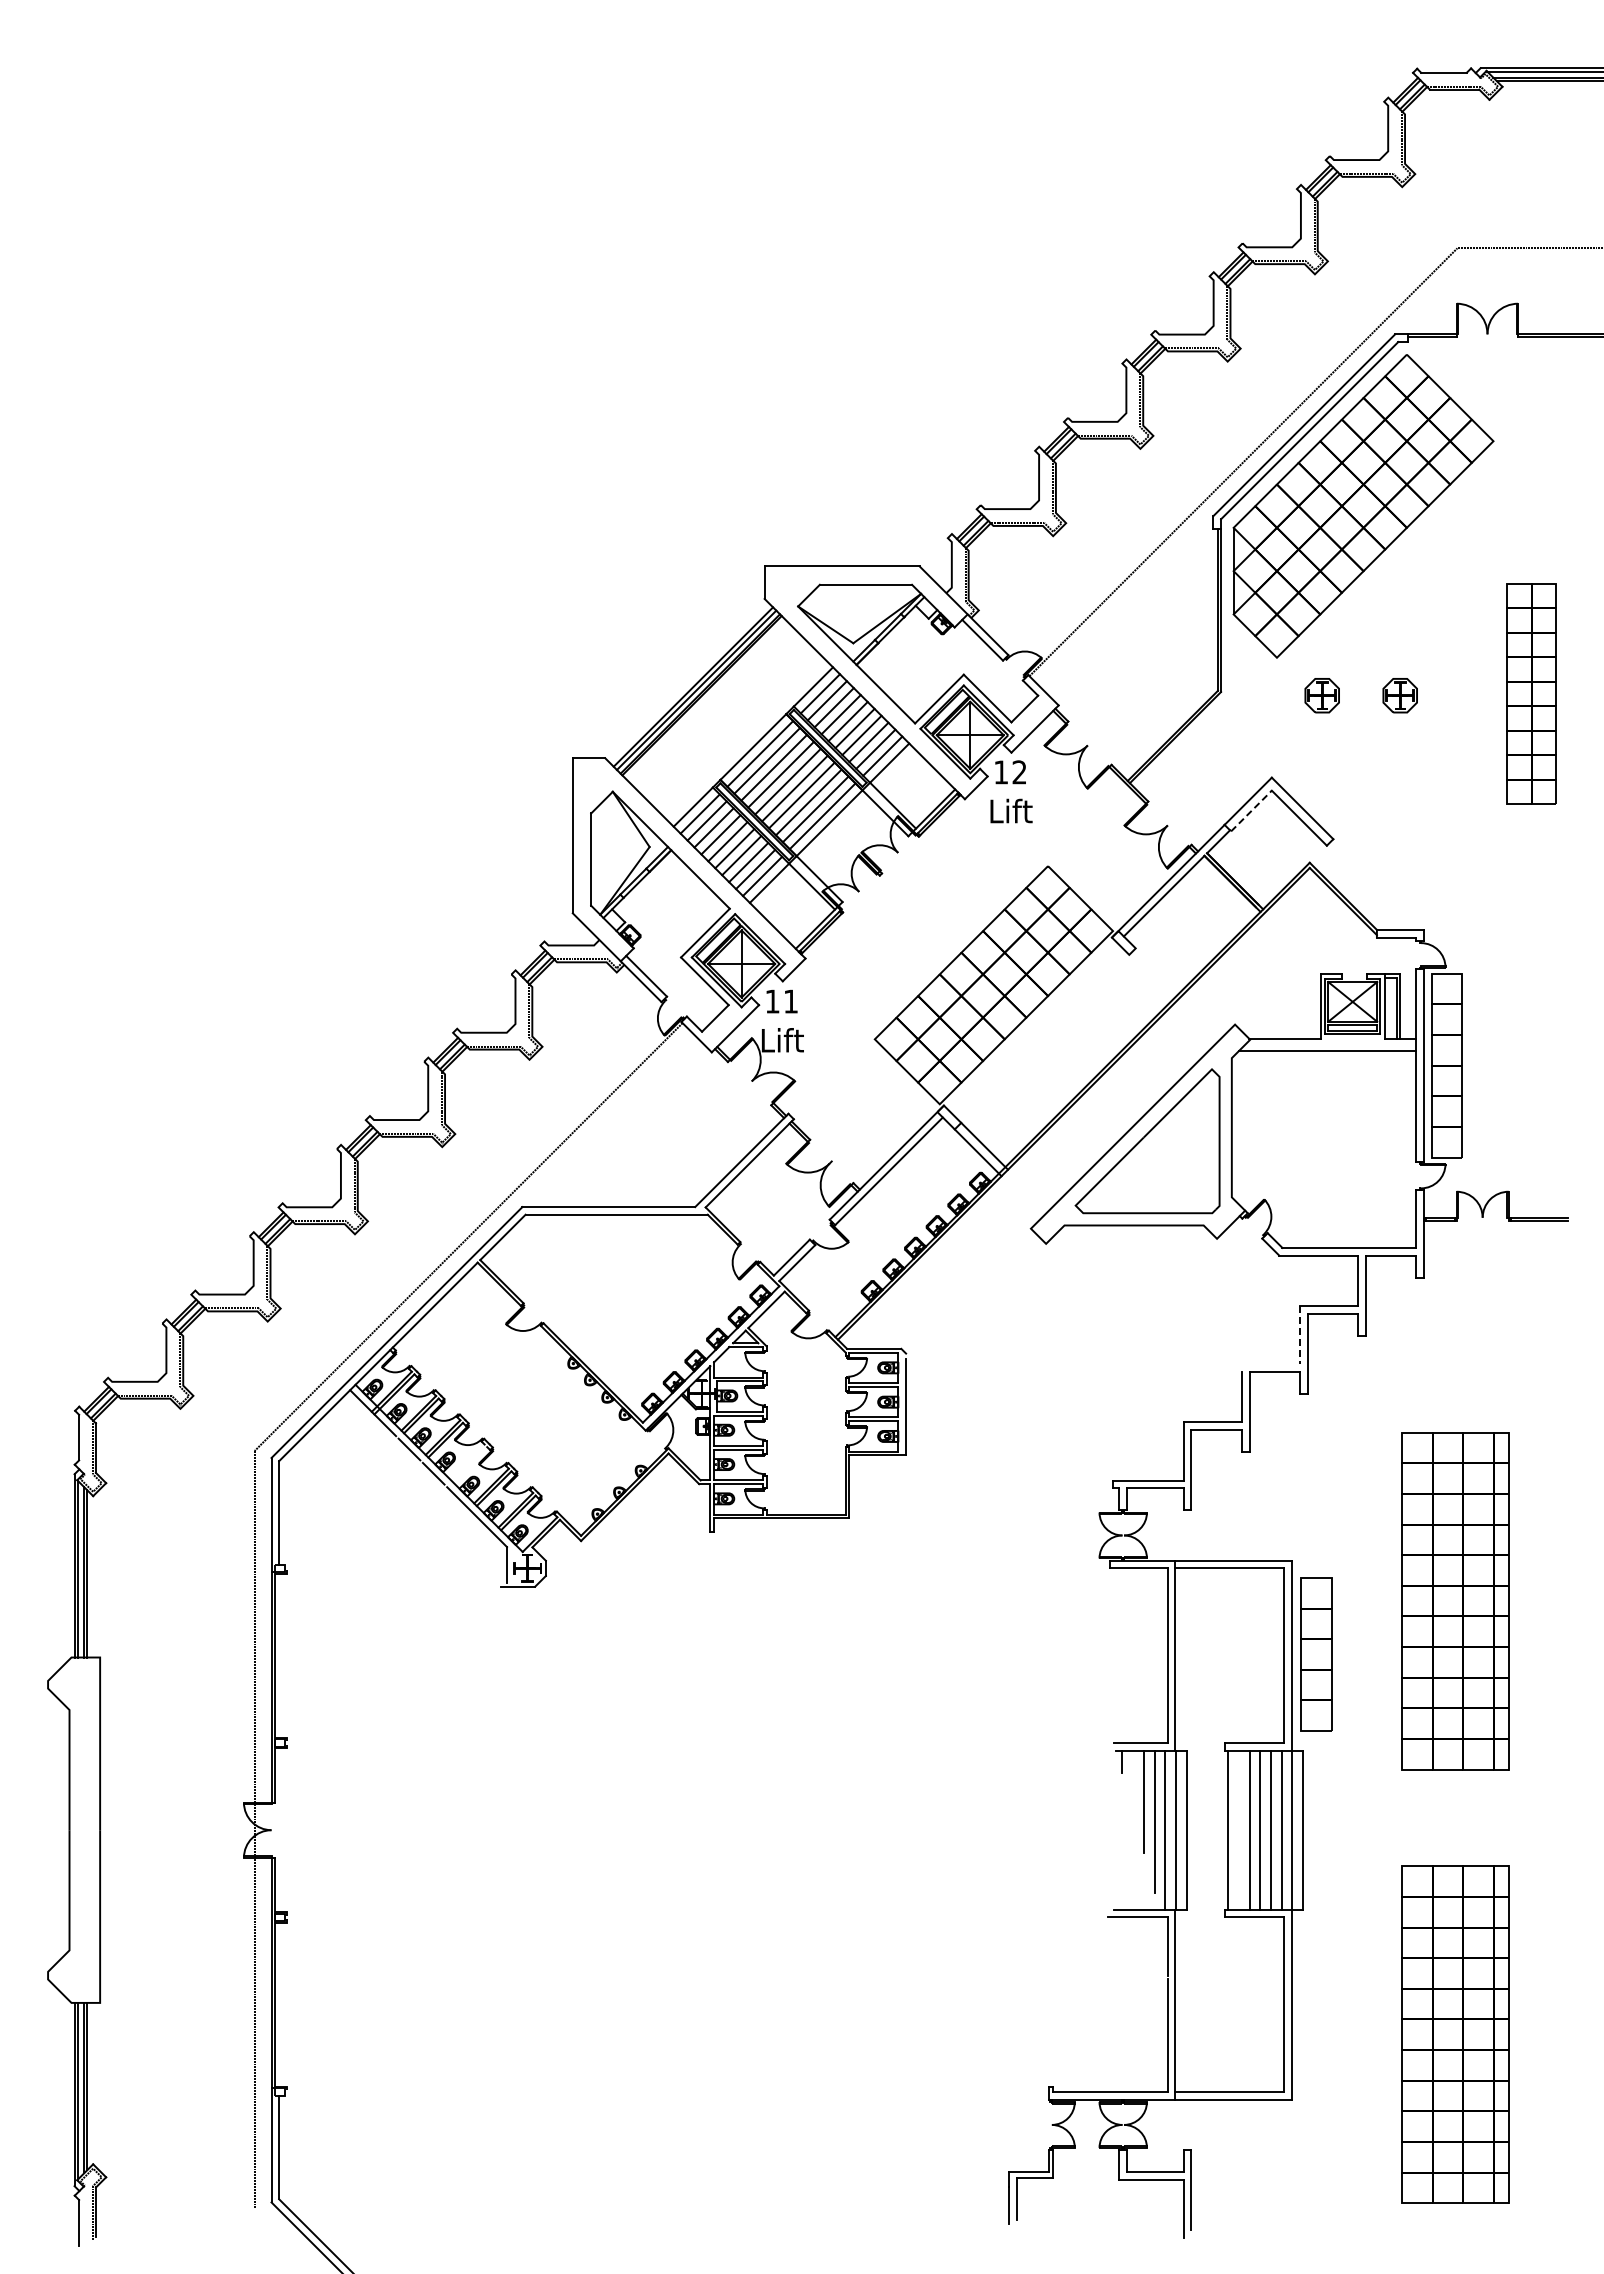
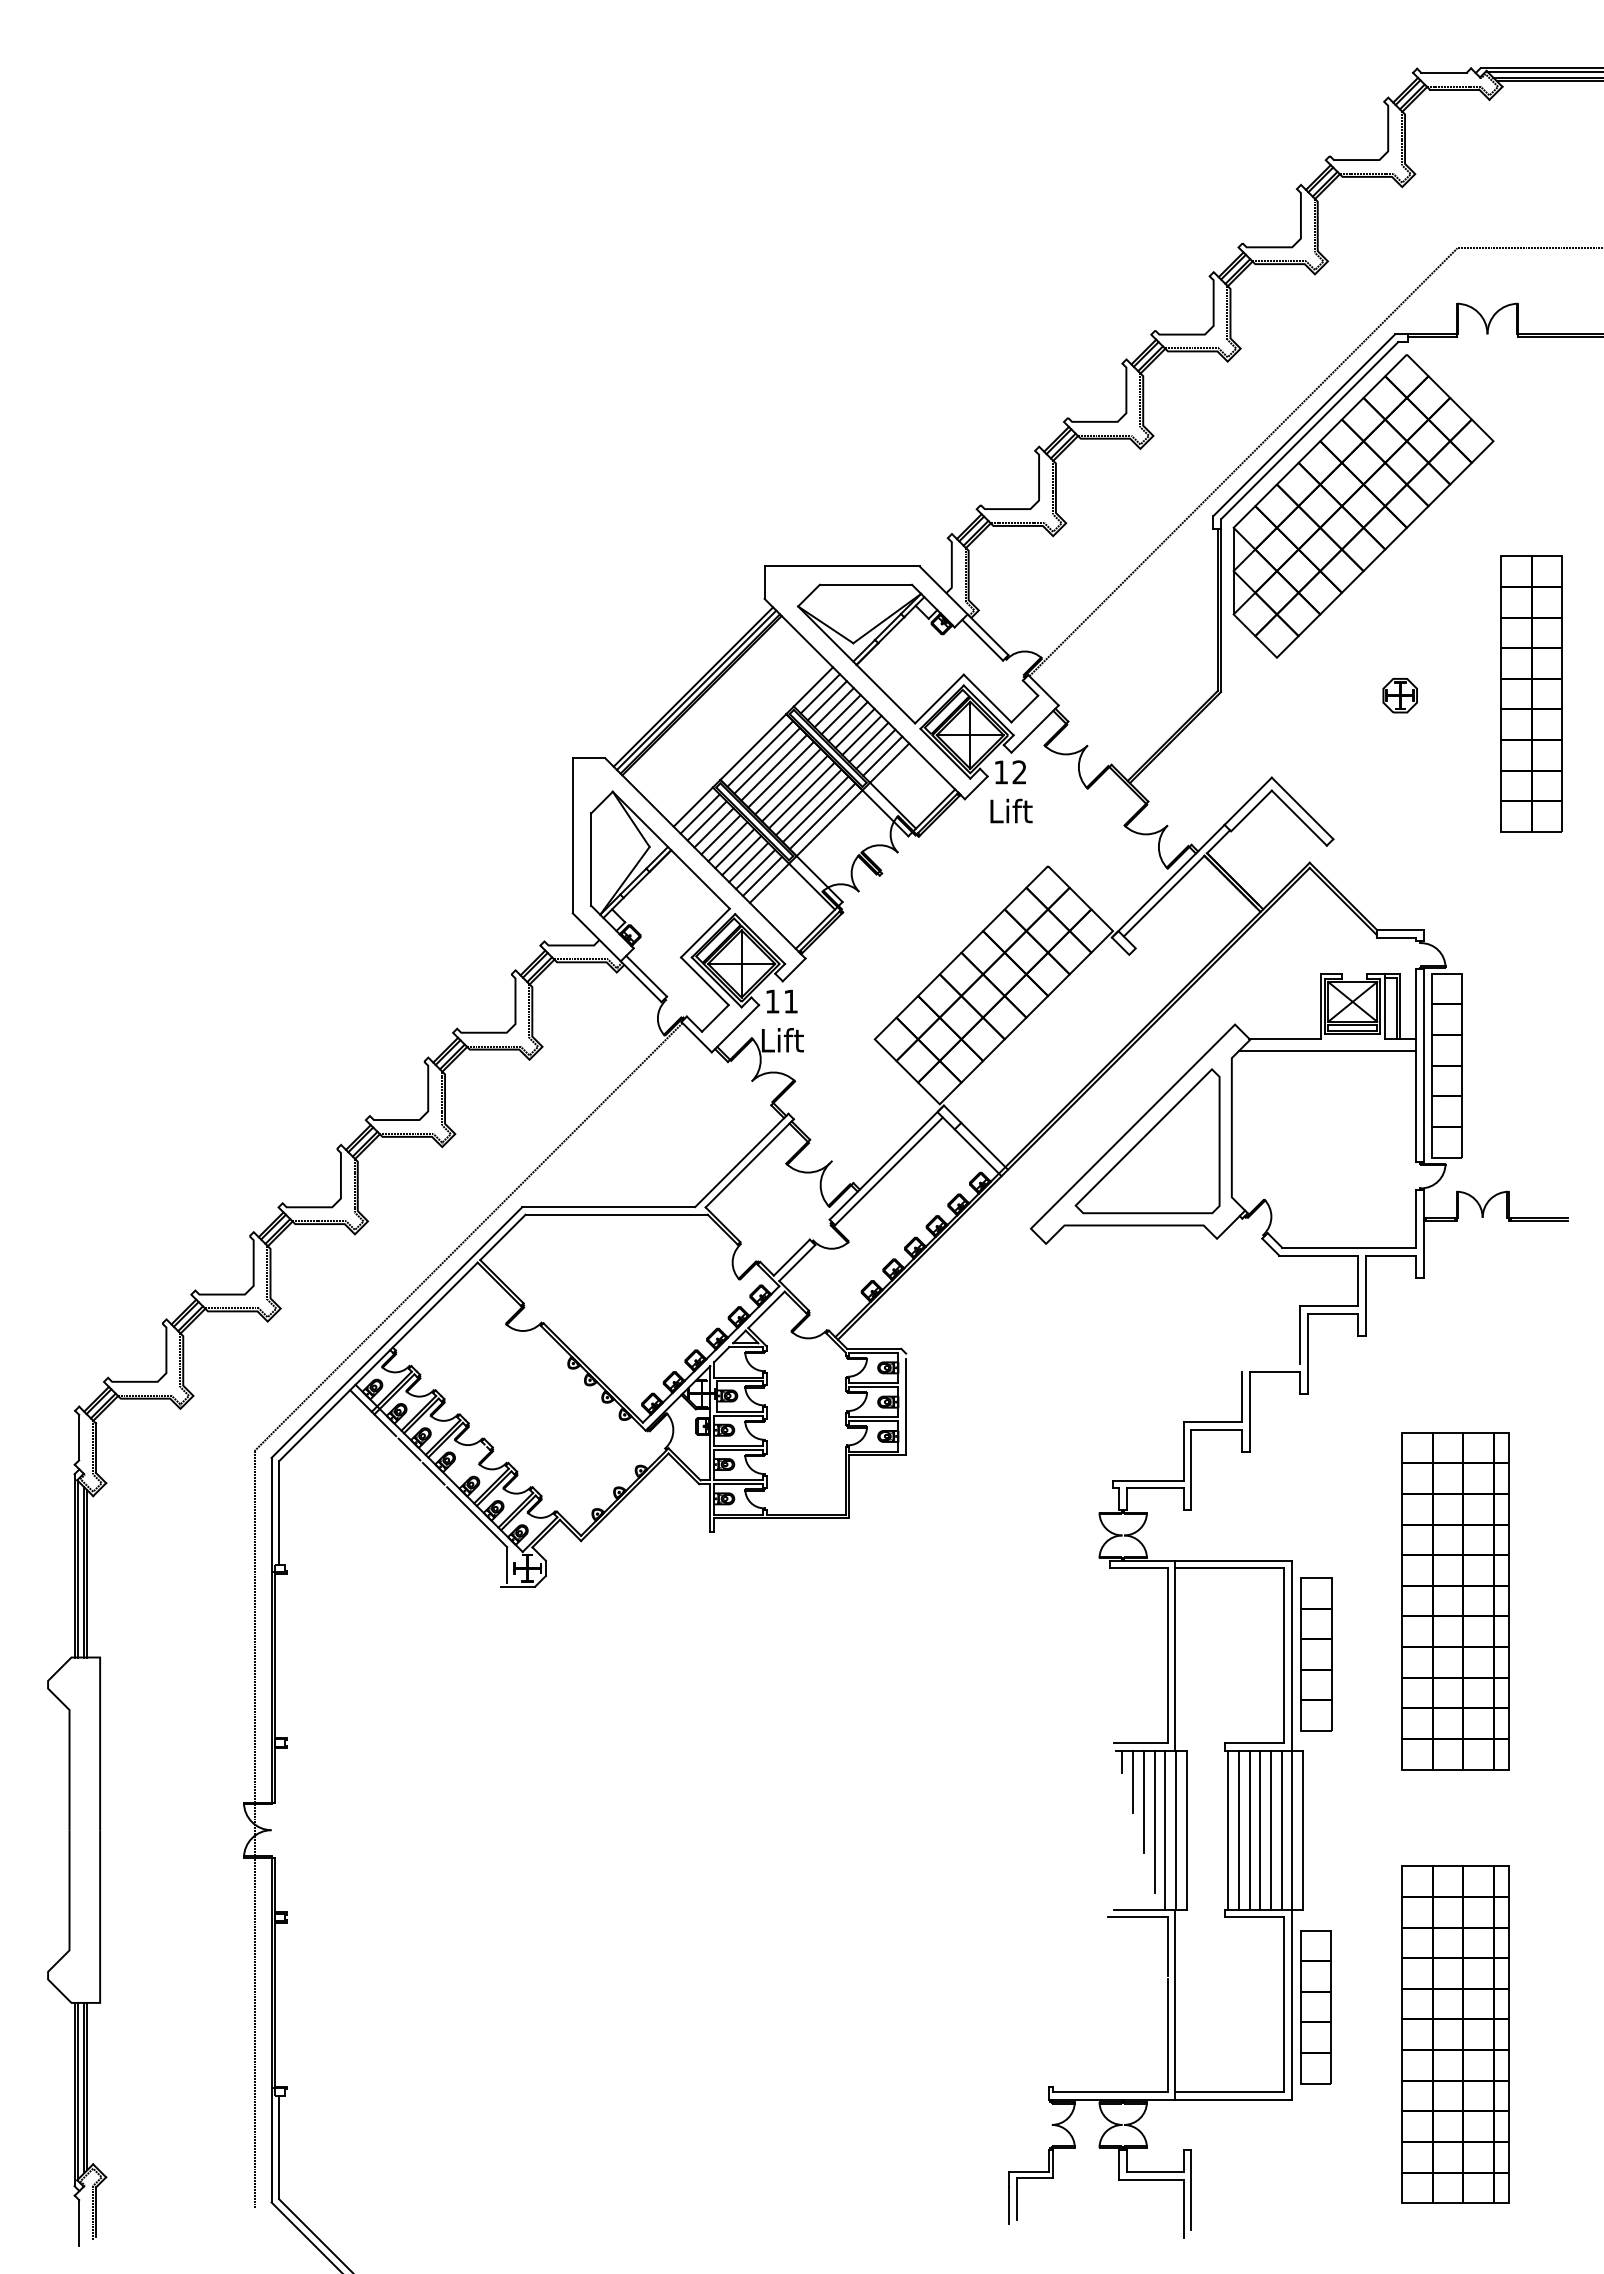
part size: 51x222 px -> 63x278 px (1531, 693)
part: present -> none (1321, 695)
line: dashed -> solid (1251, 811)
line: dashed -> solid (1300, 1335)
line: none -> present (1133, 1781)
line: none -> present (1238, 1829)
part: none -> present (1315, 2007)
